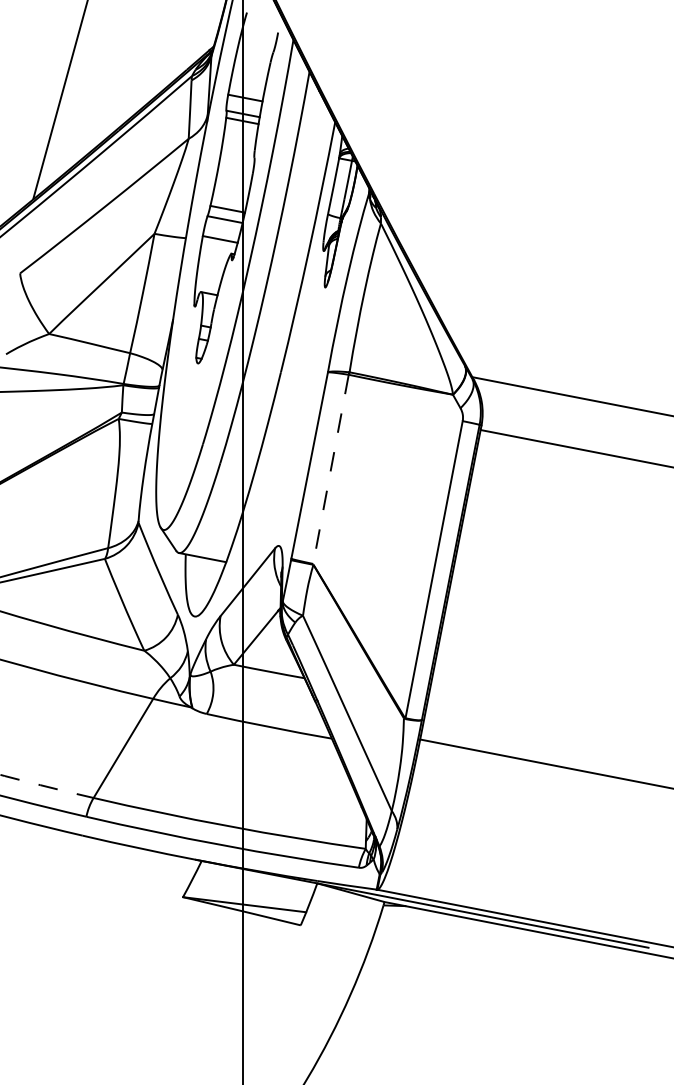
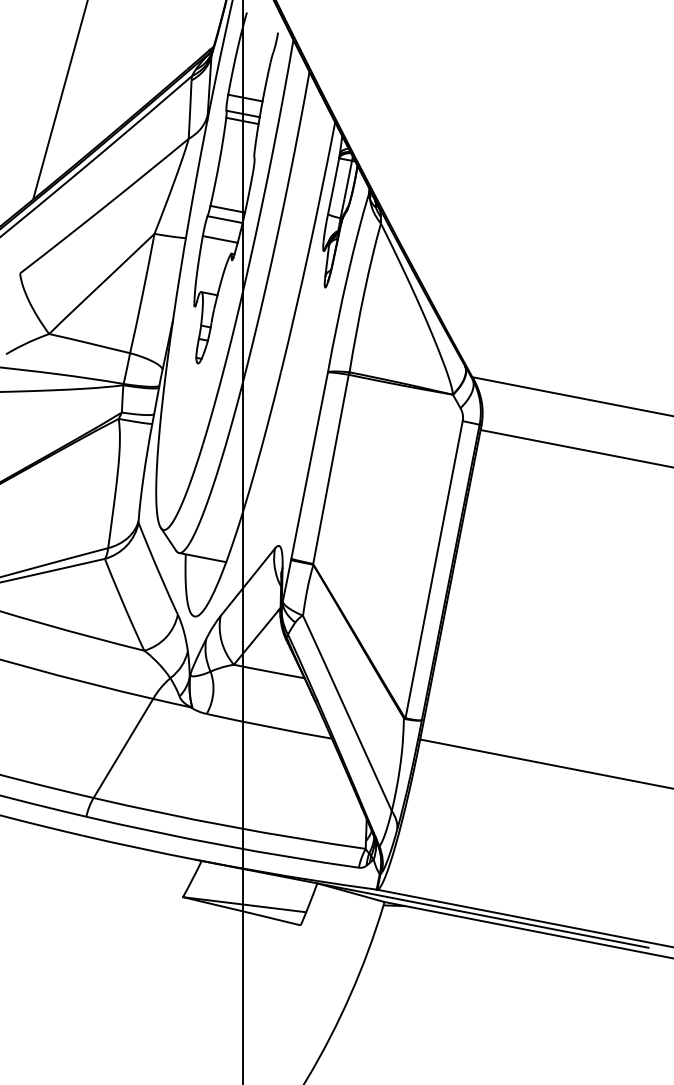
line: dashed -> solid (330, 469)
arc: dashed -> solid (47, 786)
